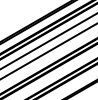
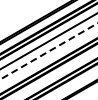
line: solid -> dashed (48, 51)
